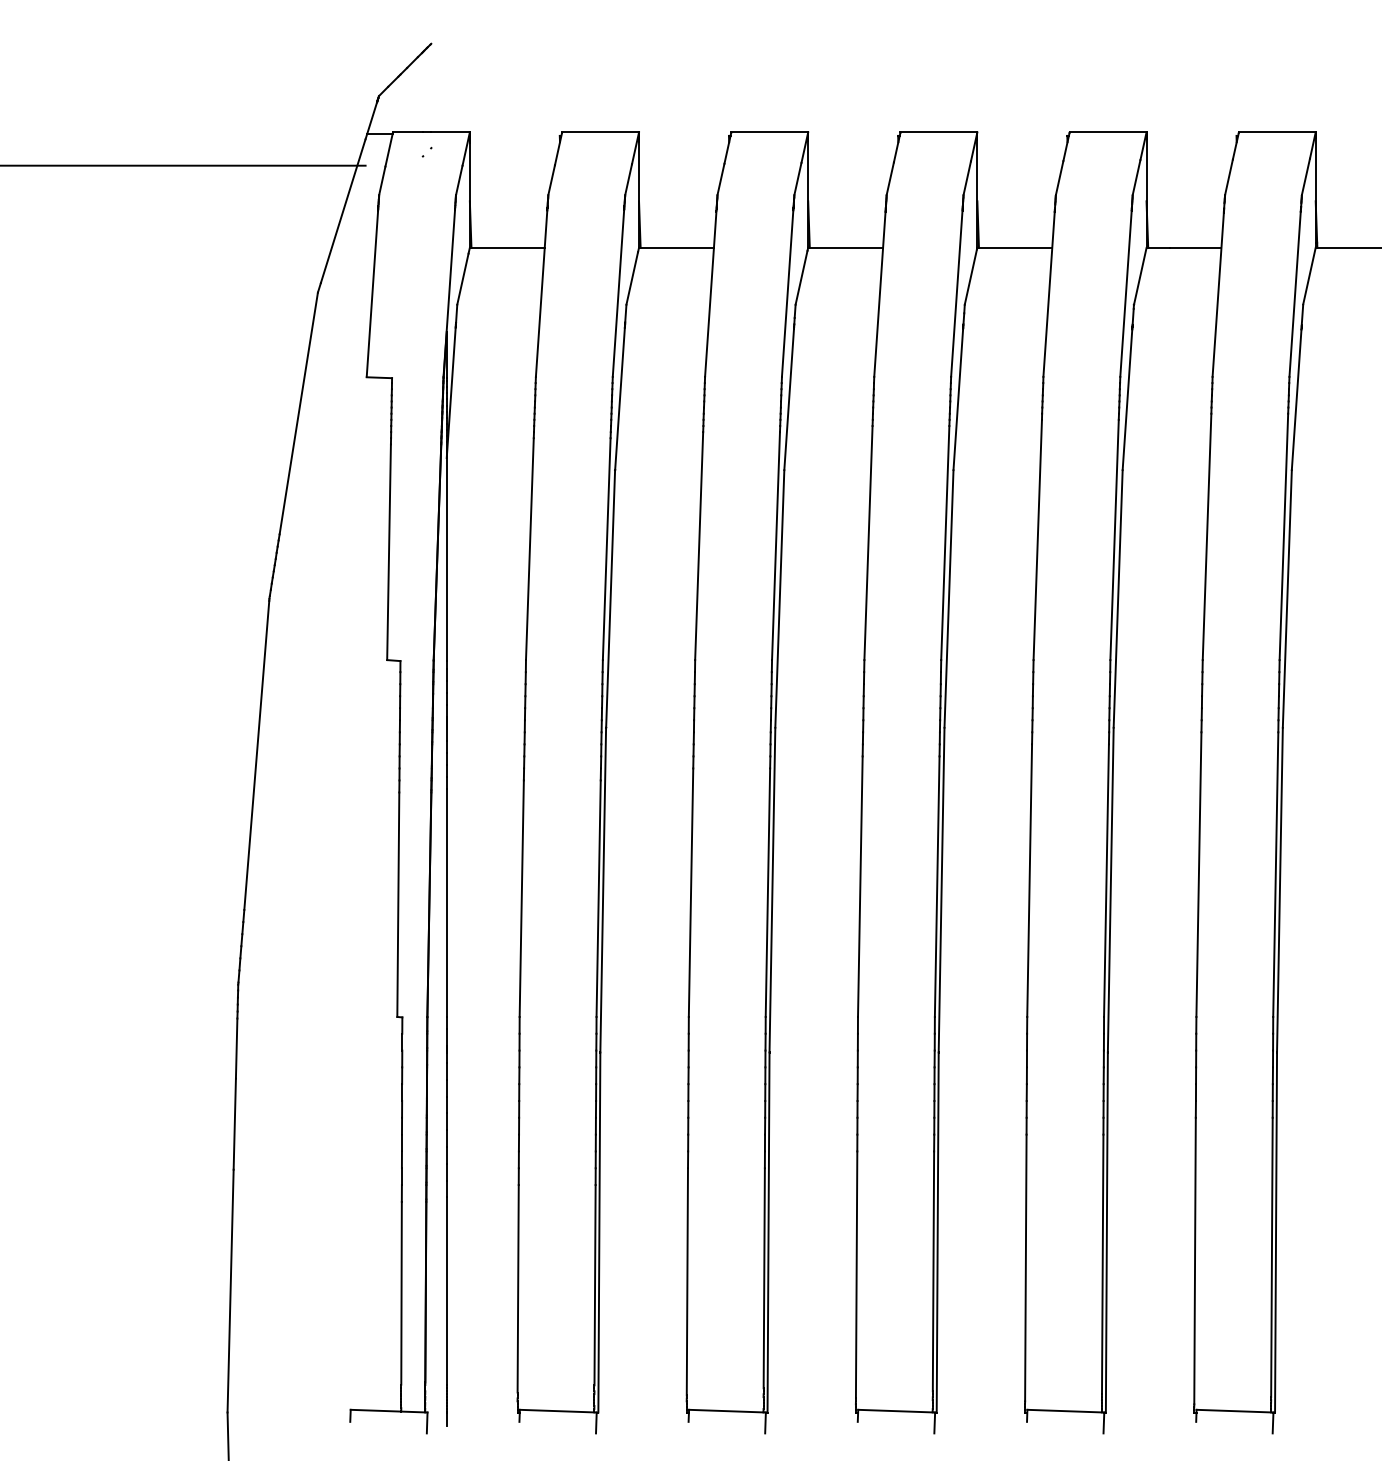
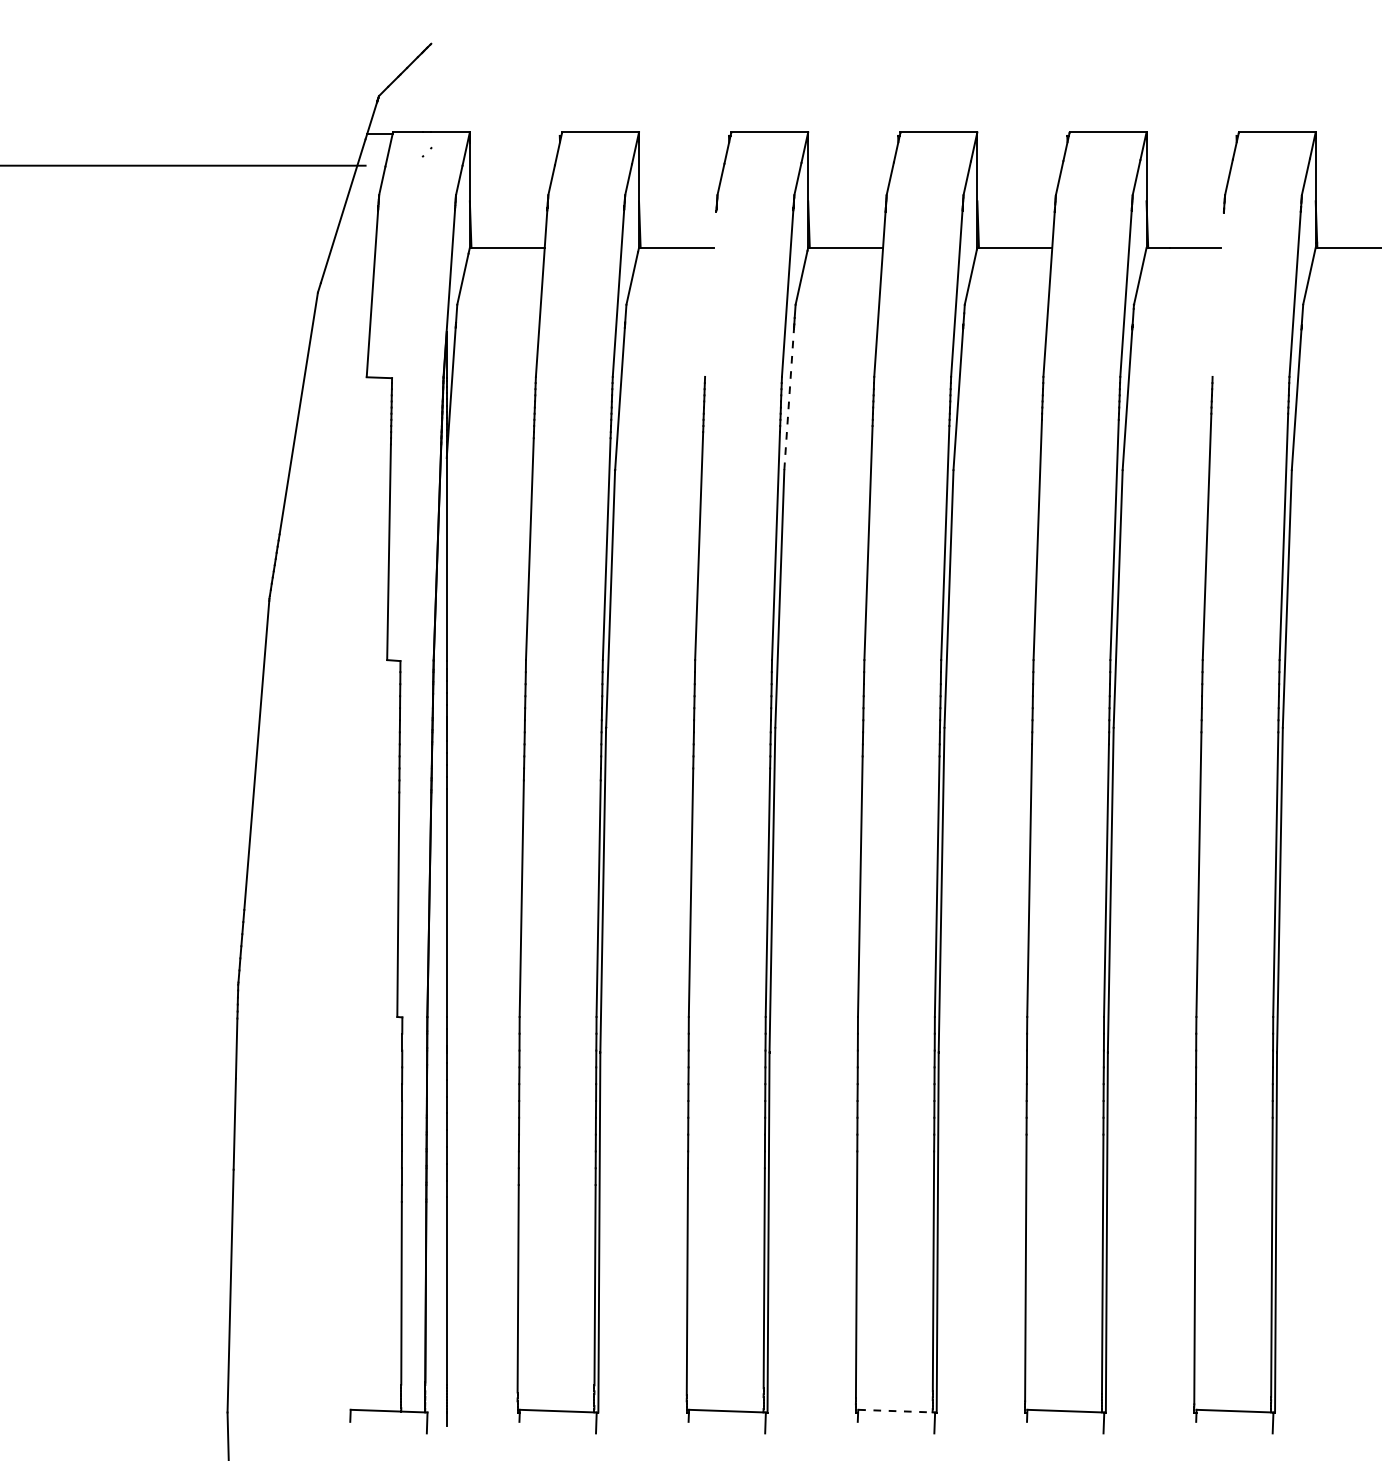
line: present -> none (710, 293)
line: present -> none (1217, 294)
line: solid -> dashed (789, 399)
line: solid -> dashed (895, 1411)
